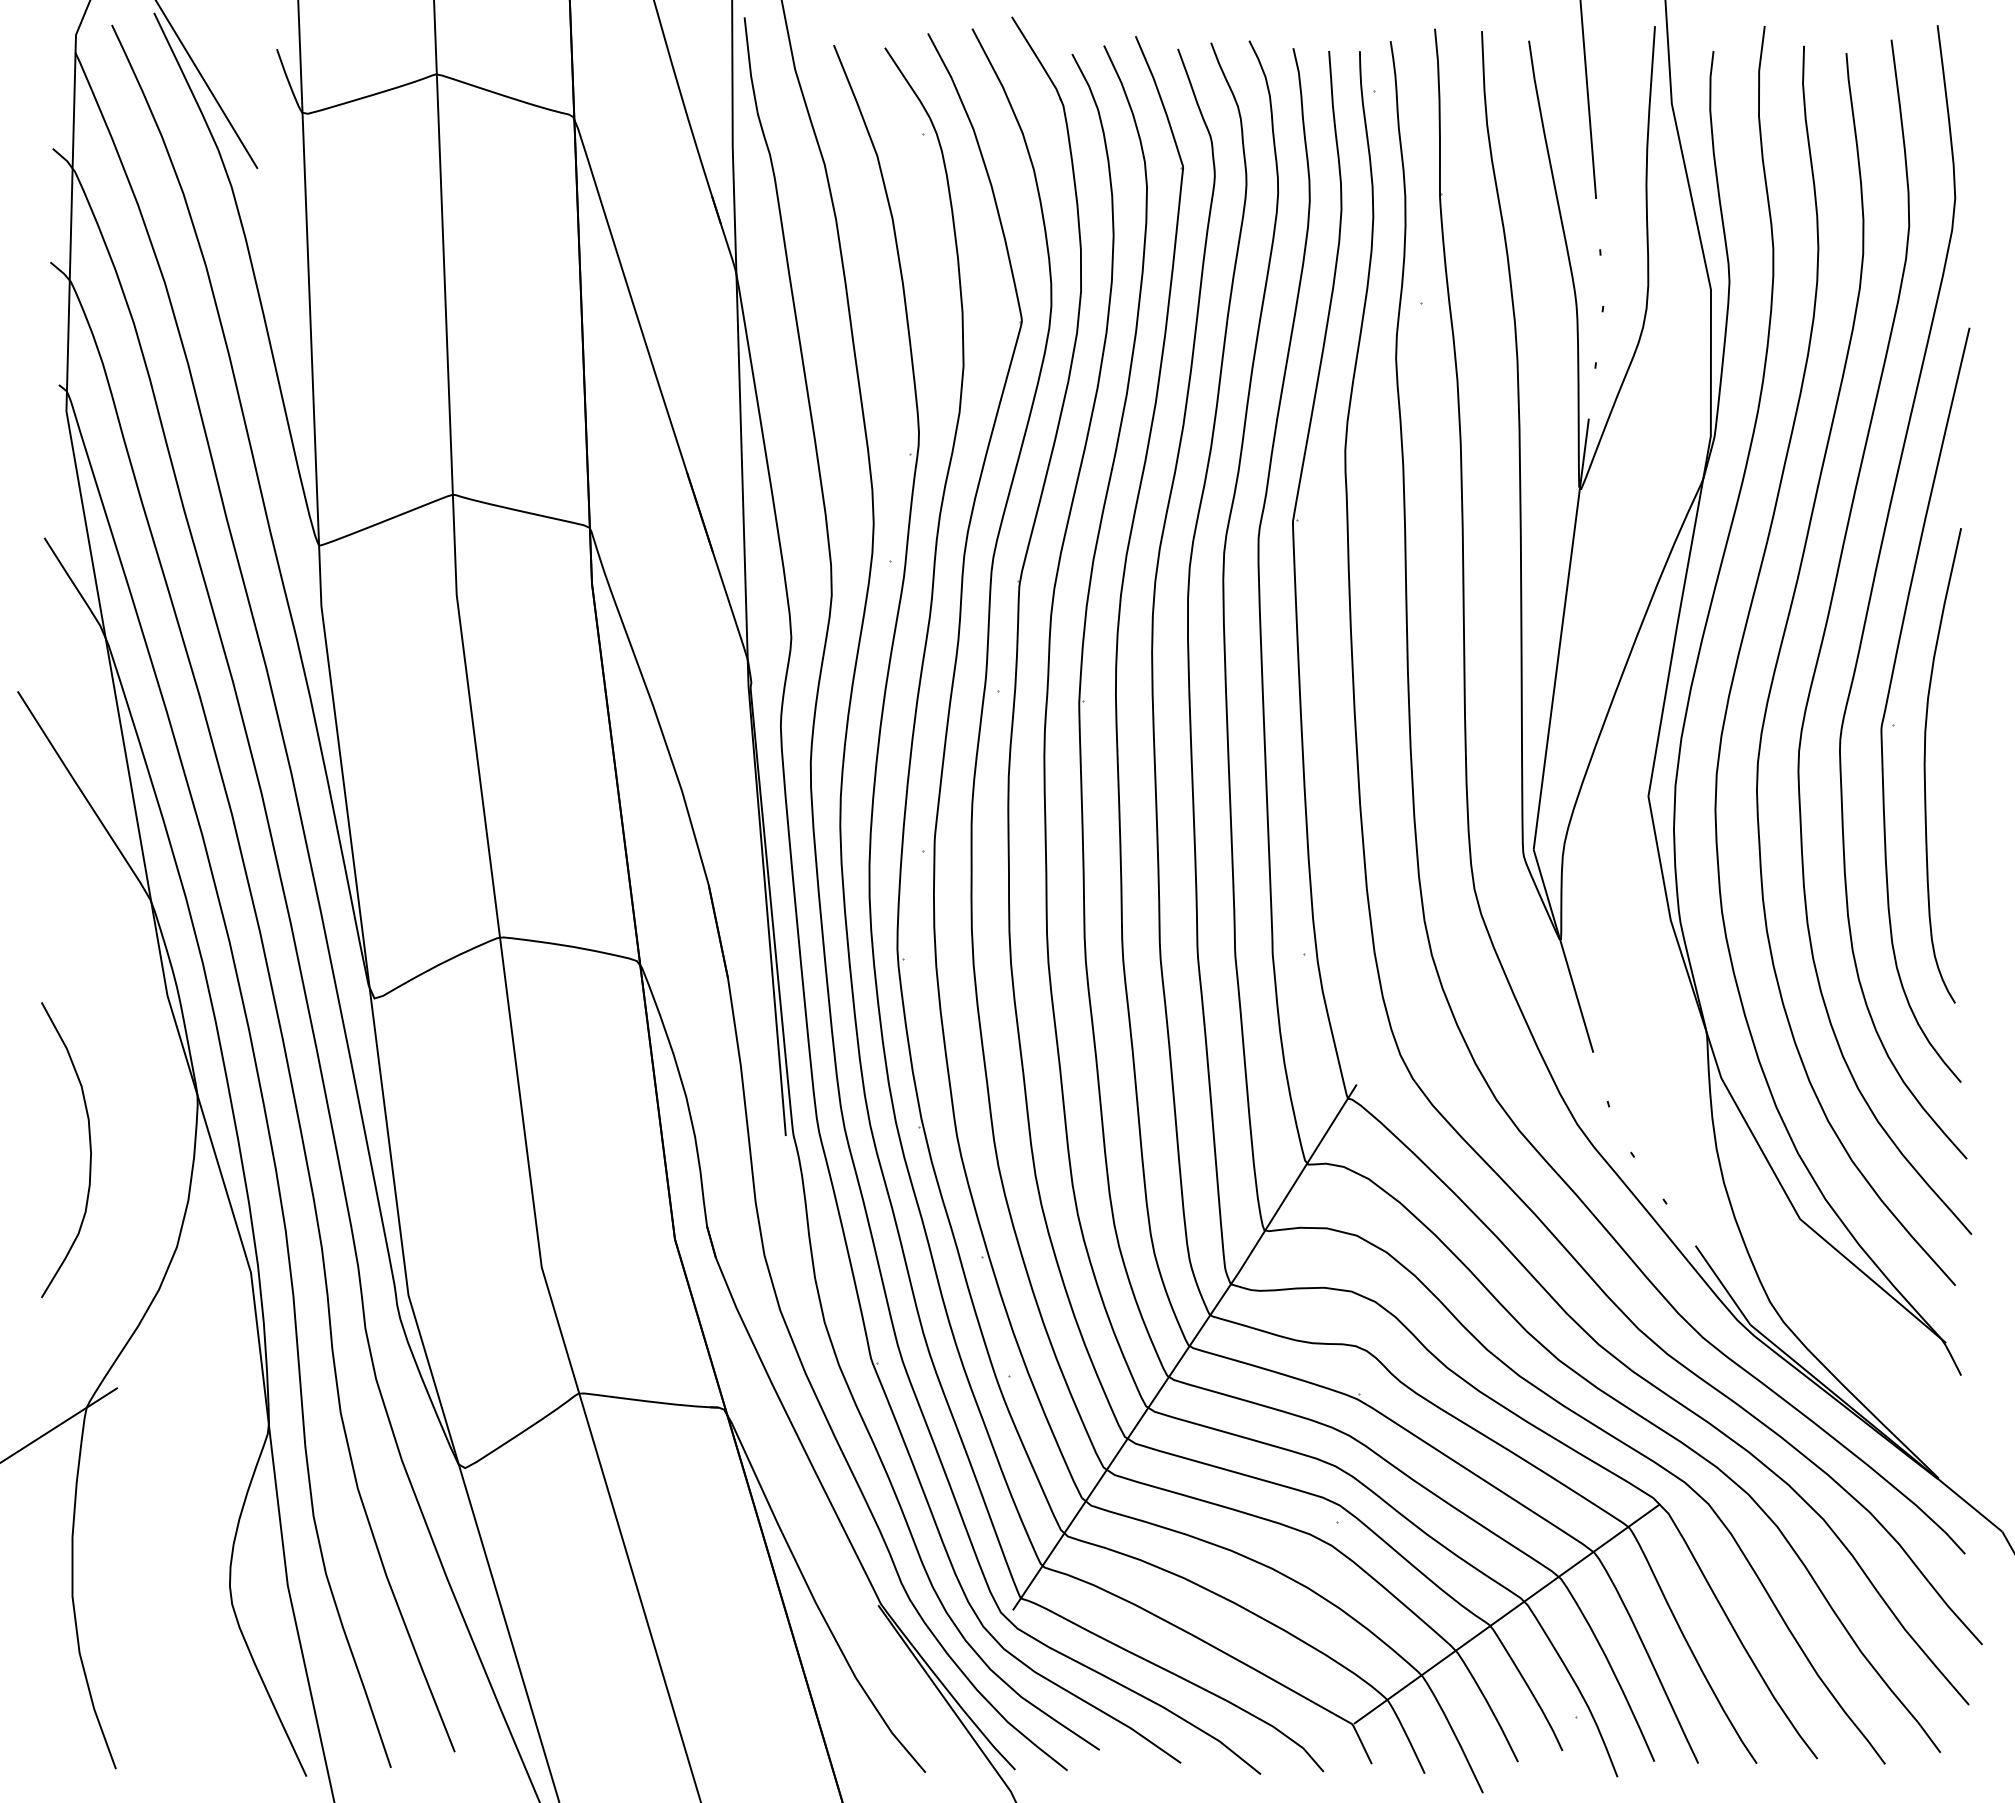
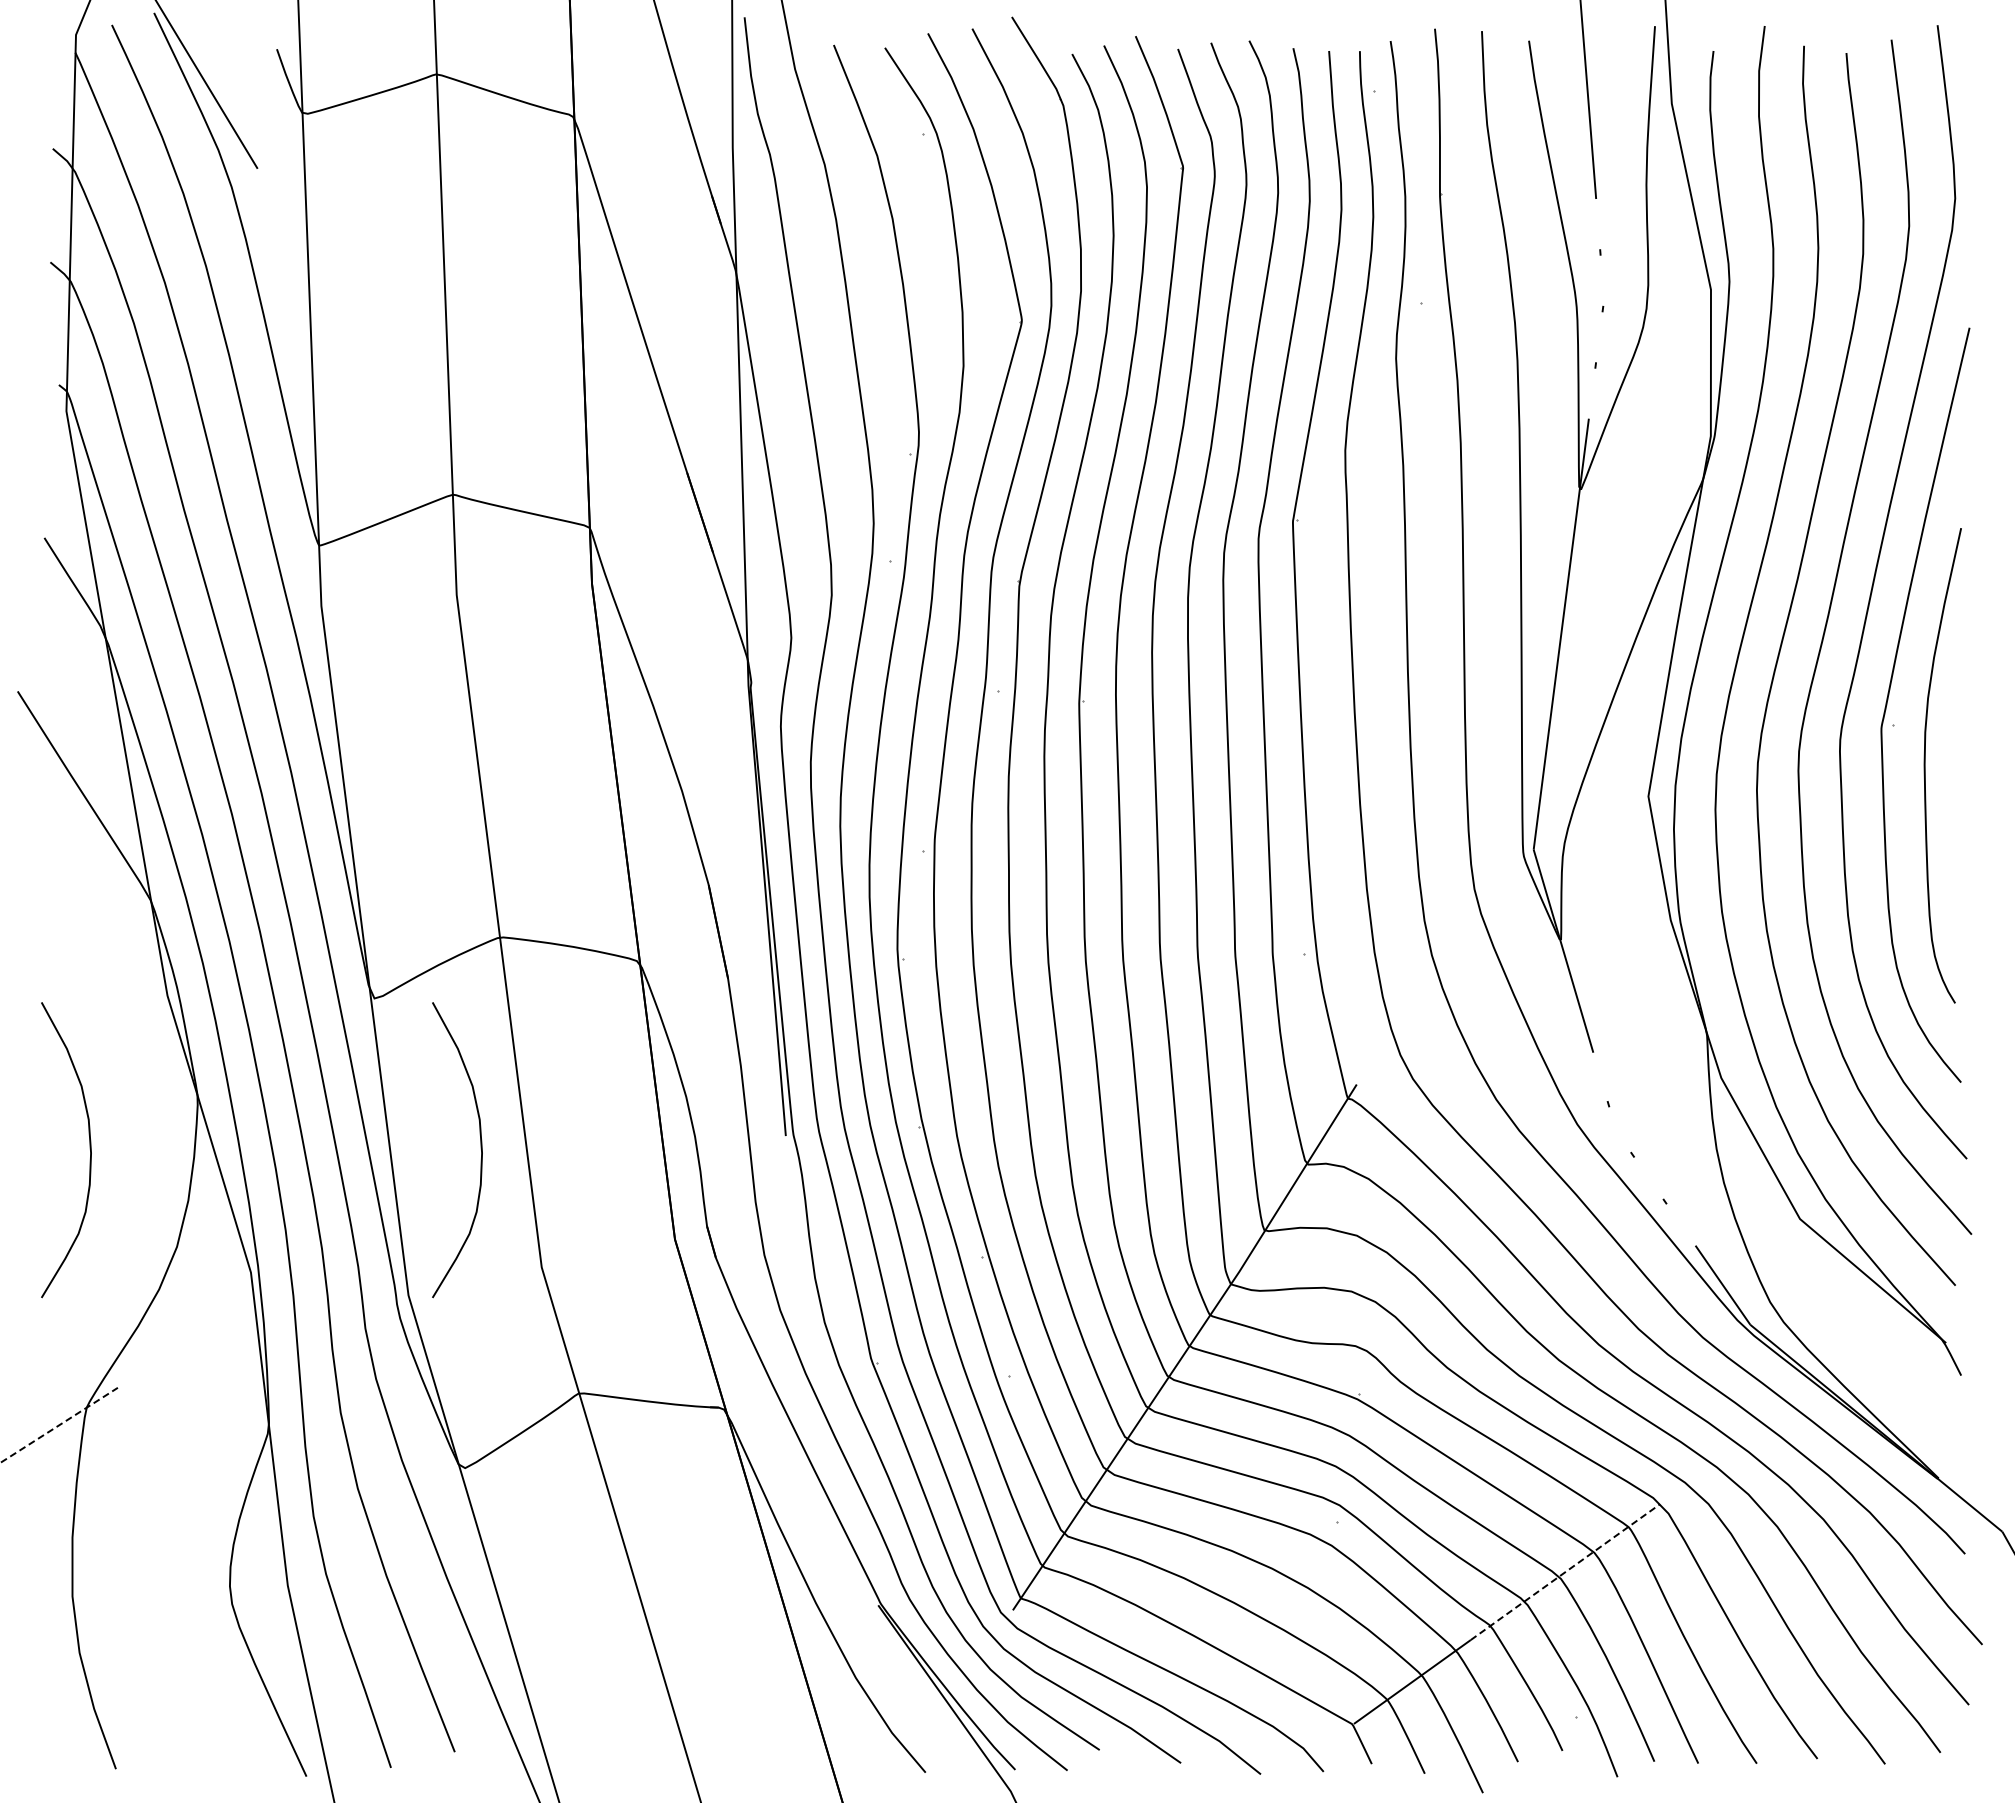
curve: none -> present (480, 1148)
line: solid -> dashed (59, 1424)
line: solid -> dashed (1565, 1571)
